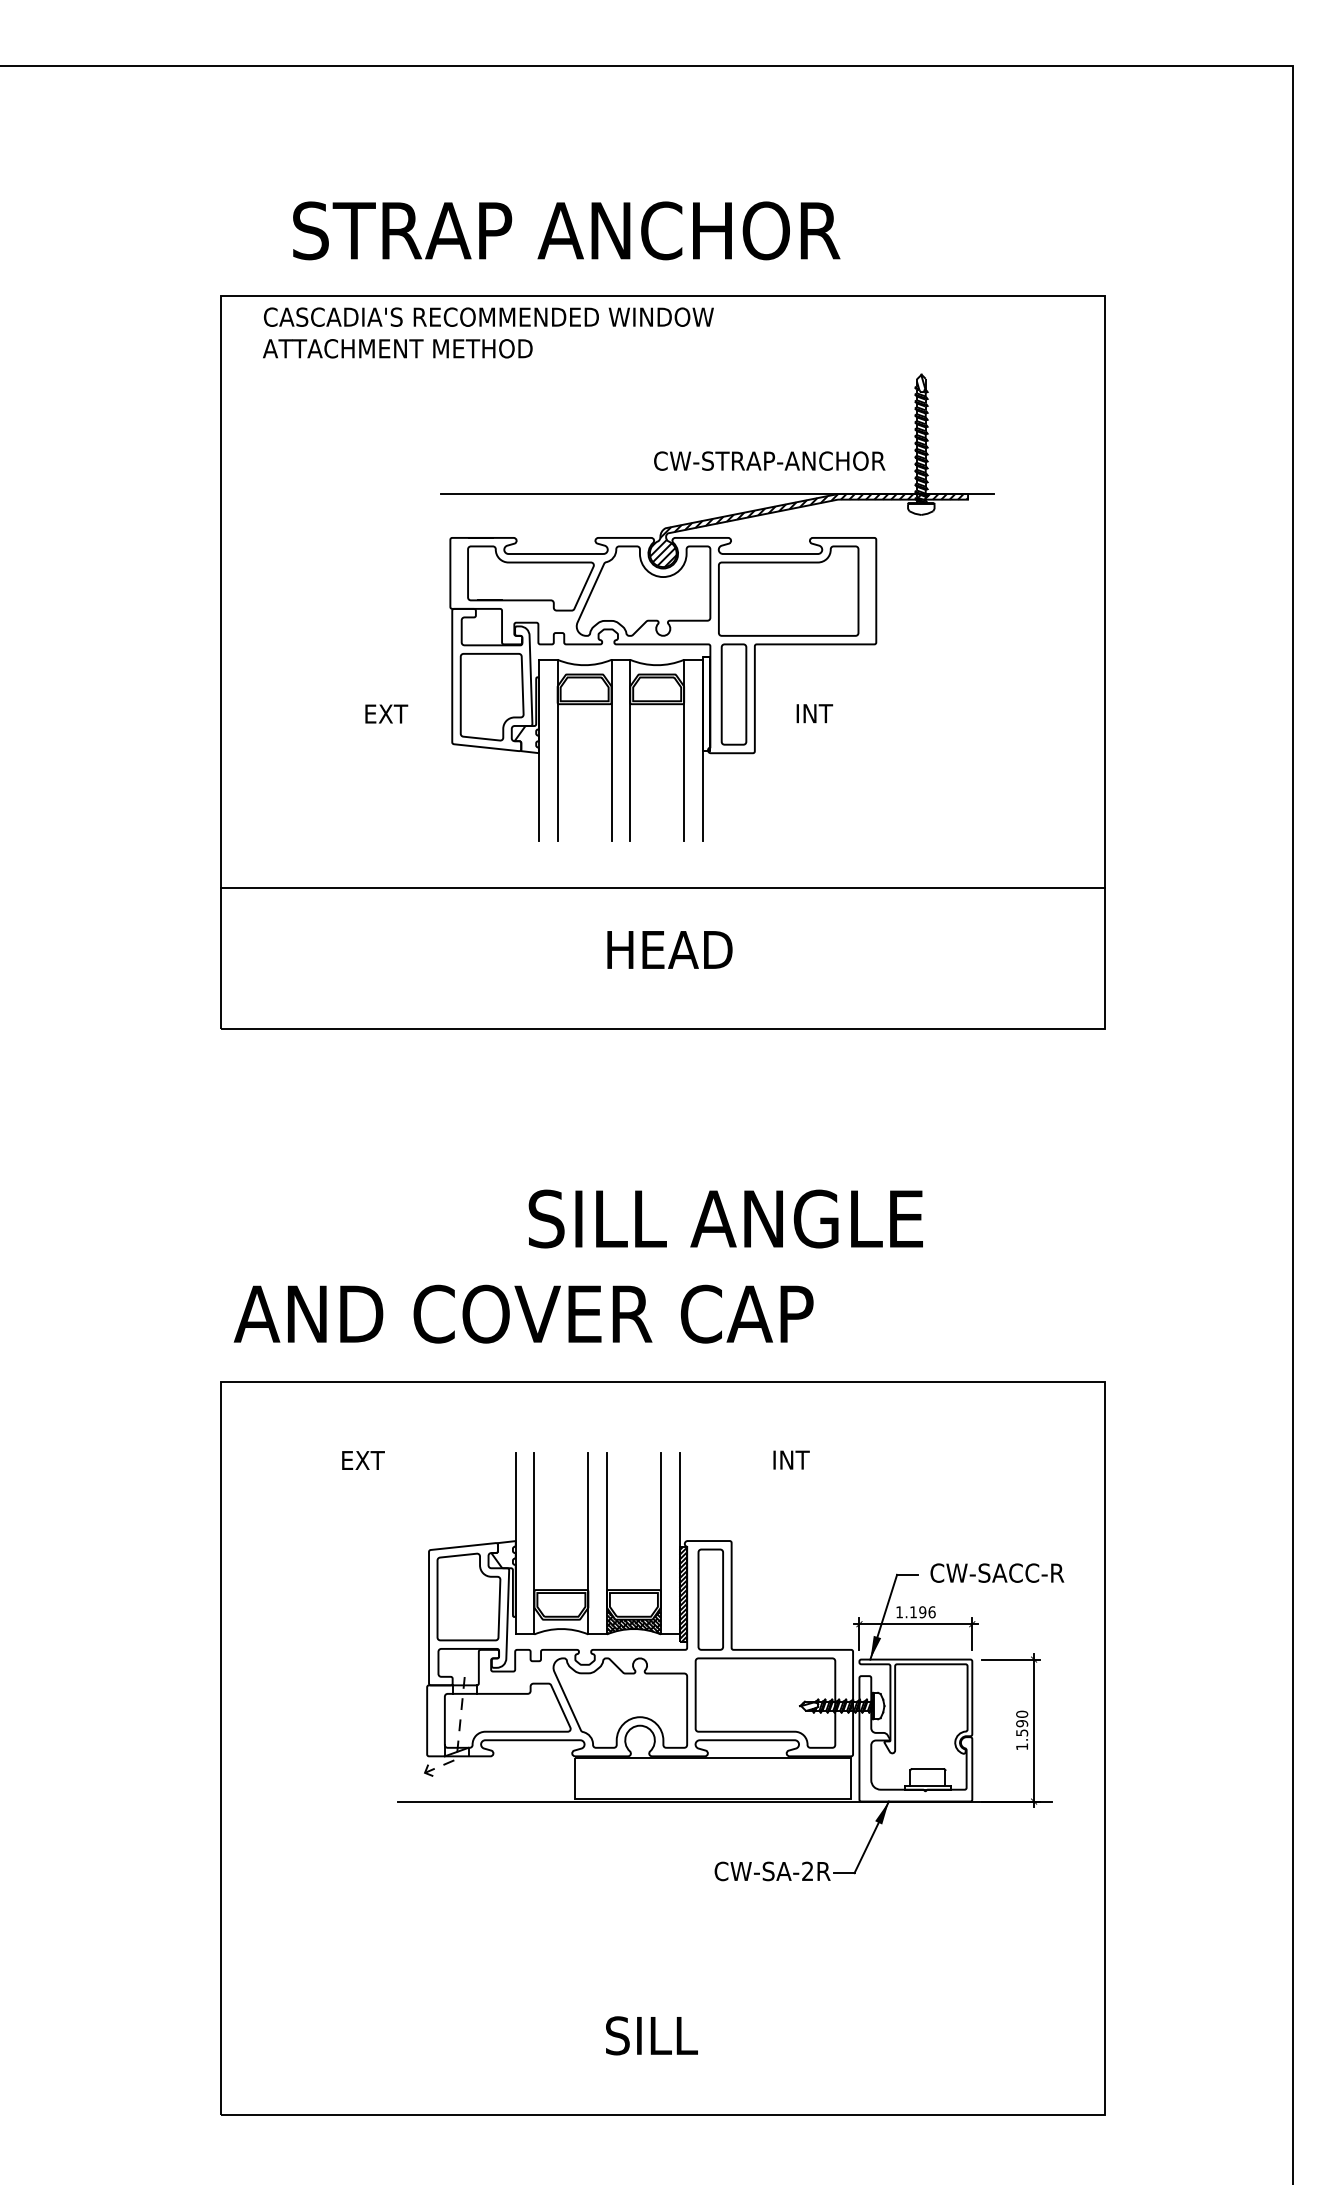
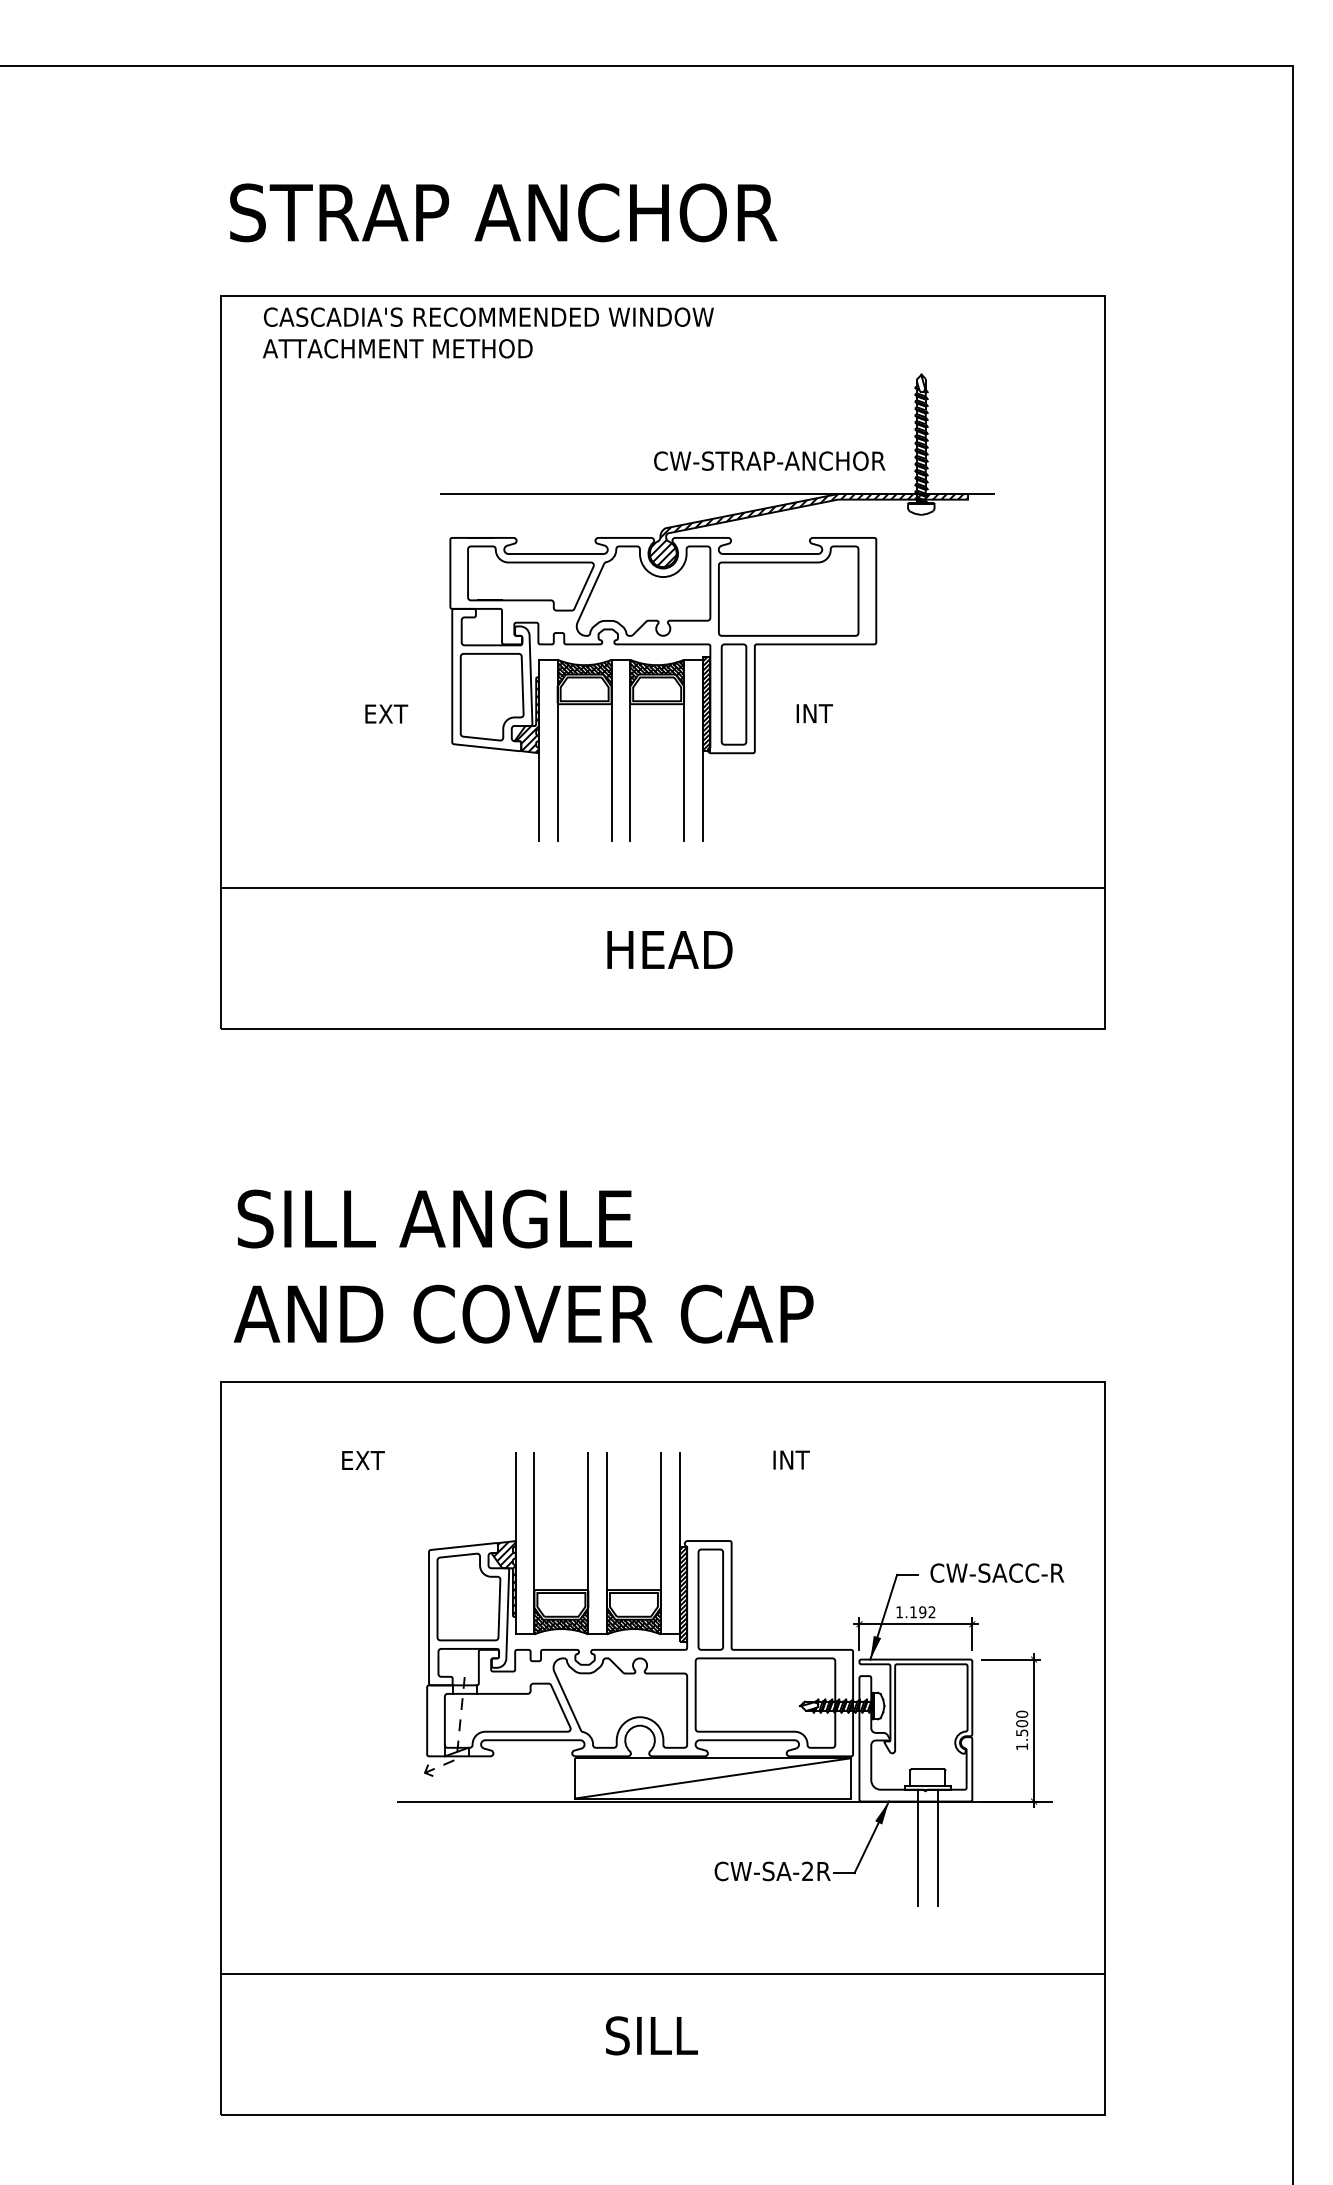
text position: (566, 230) -> (503, 212) (503, 212)
hatch: none -> present (657, 672)
hatch: none -> present (584, 673)
hatch: none -> present (706, 703)
hatch: none -> present (527, 715)
text position: (725, 1218) -> (434, 1218) (434, 1218)
hatch: none -> present (504, 1577)
text: 1.196 -> 1.192 (931, 1612)
hatch: none -> present (561, 1621)
text: 1.590 -> 1.500 (1022, 1723)
line: none -> present (712, 1778)
line: none -> present (918, 1847)
line: none -> present (937, 1847)
line: none -> present (662, 1974)
